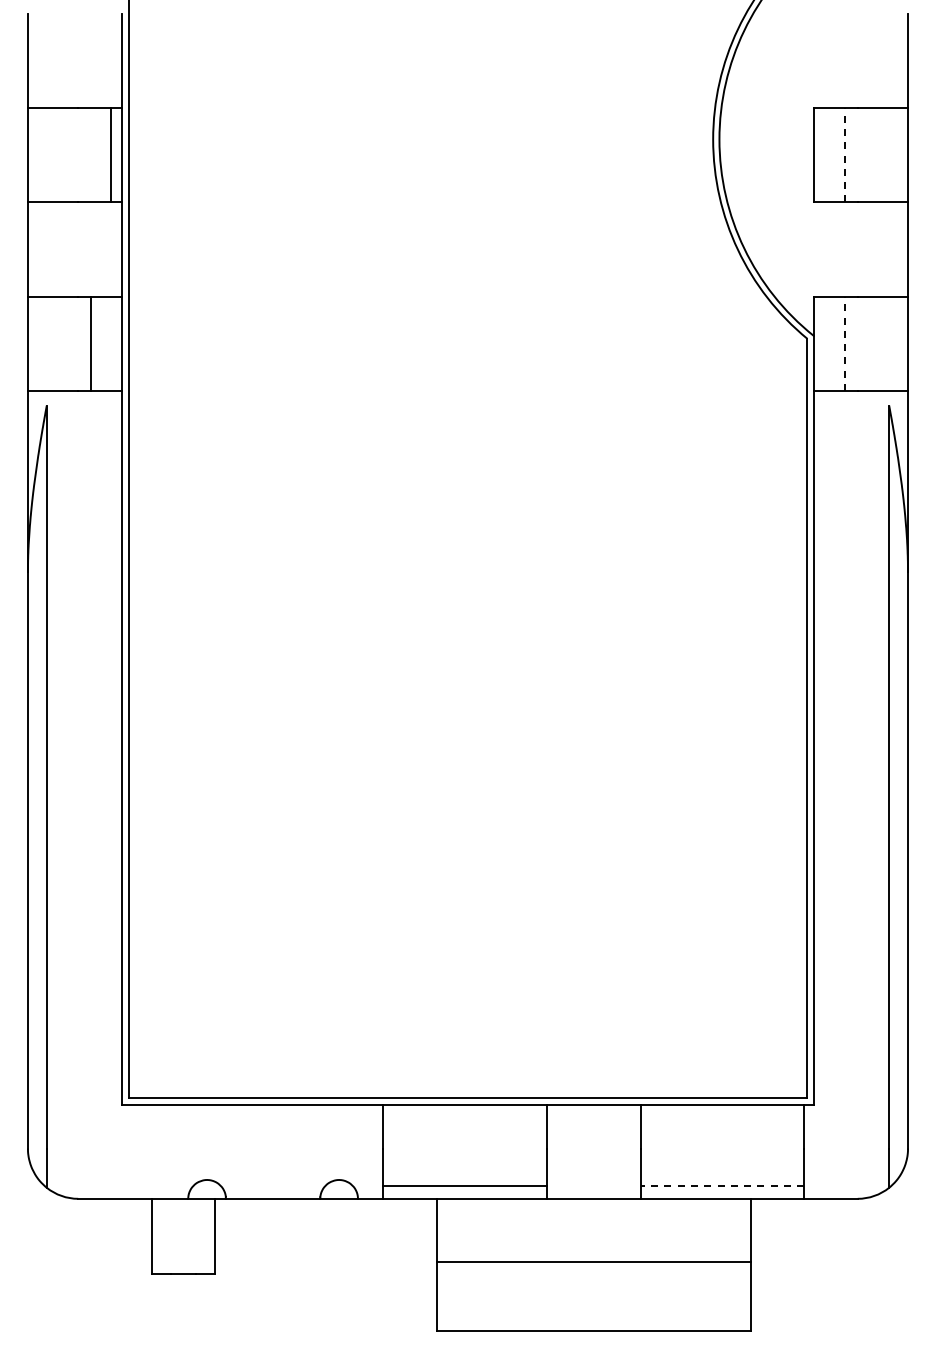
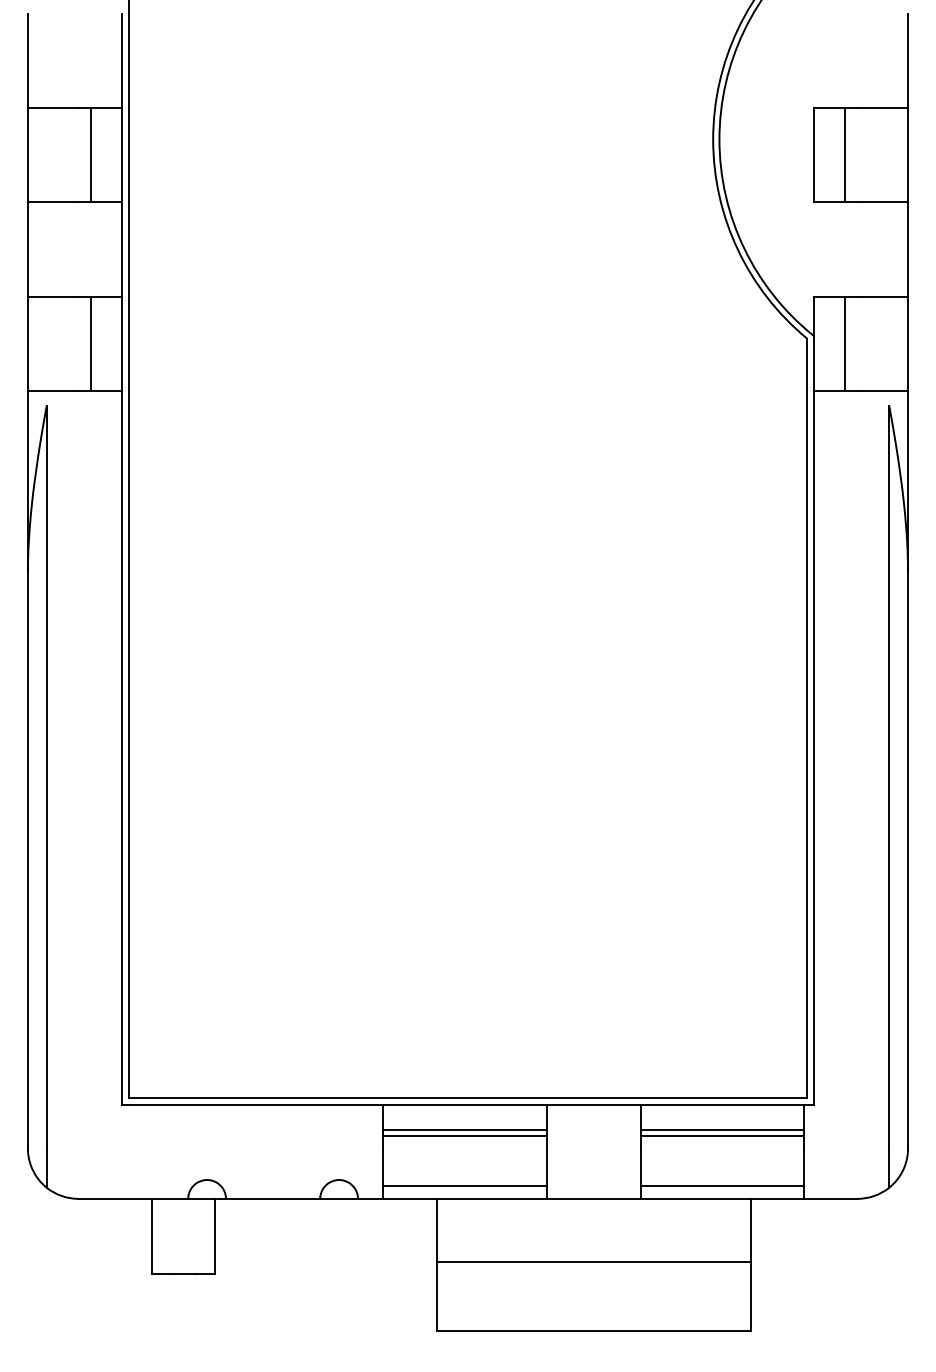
line: dashed -> solid (845, 154)
line position: (110, 155) -> (90, 155) (90, 155)
line: dashed -> solid (845, 343)
line: none -> present (464, 1129)
line: none -> present (722, 1129)
line: none -> present (464, 1135)
line: none -> present (722, 1135)
line: dashed -> solid (722, 1186)
